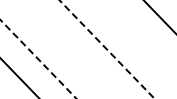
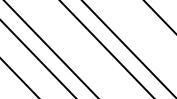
line: none -> present (50, 48)
line: none -> present (128, 48)
line: dashed -> solid (106, 49)
line: dashed -> solid (38, 58)
